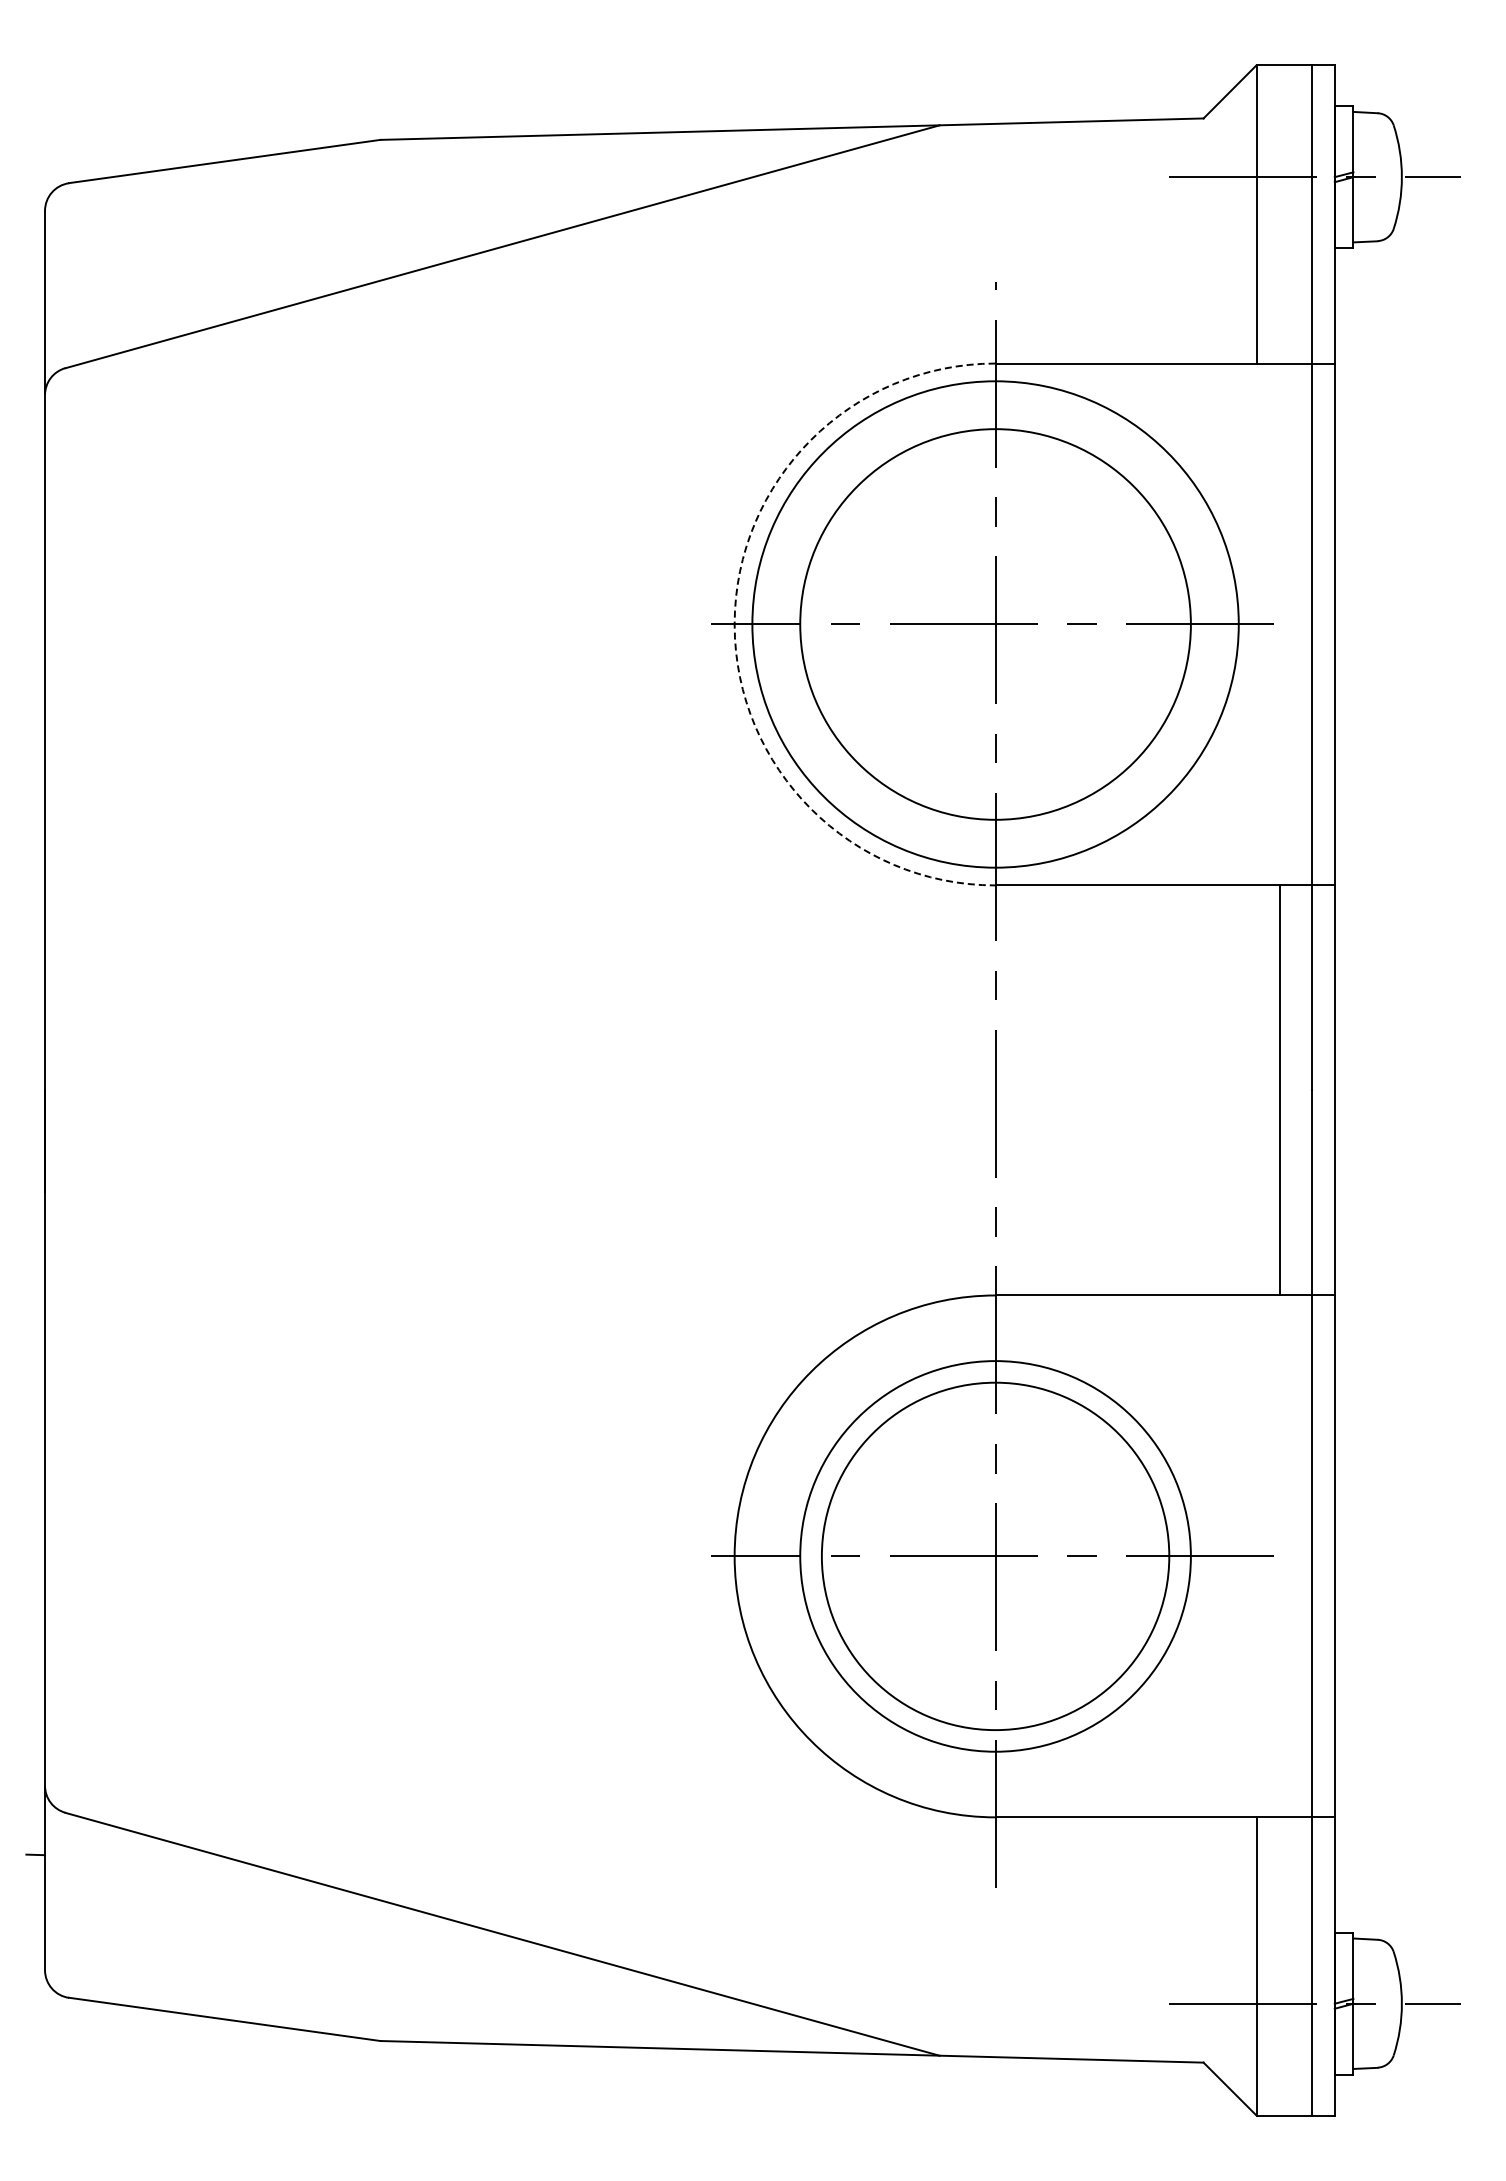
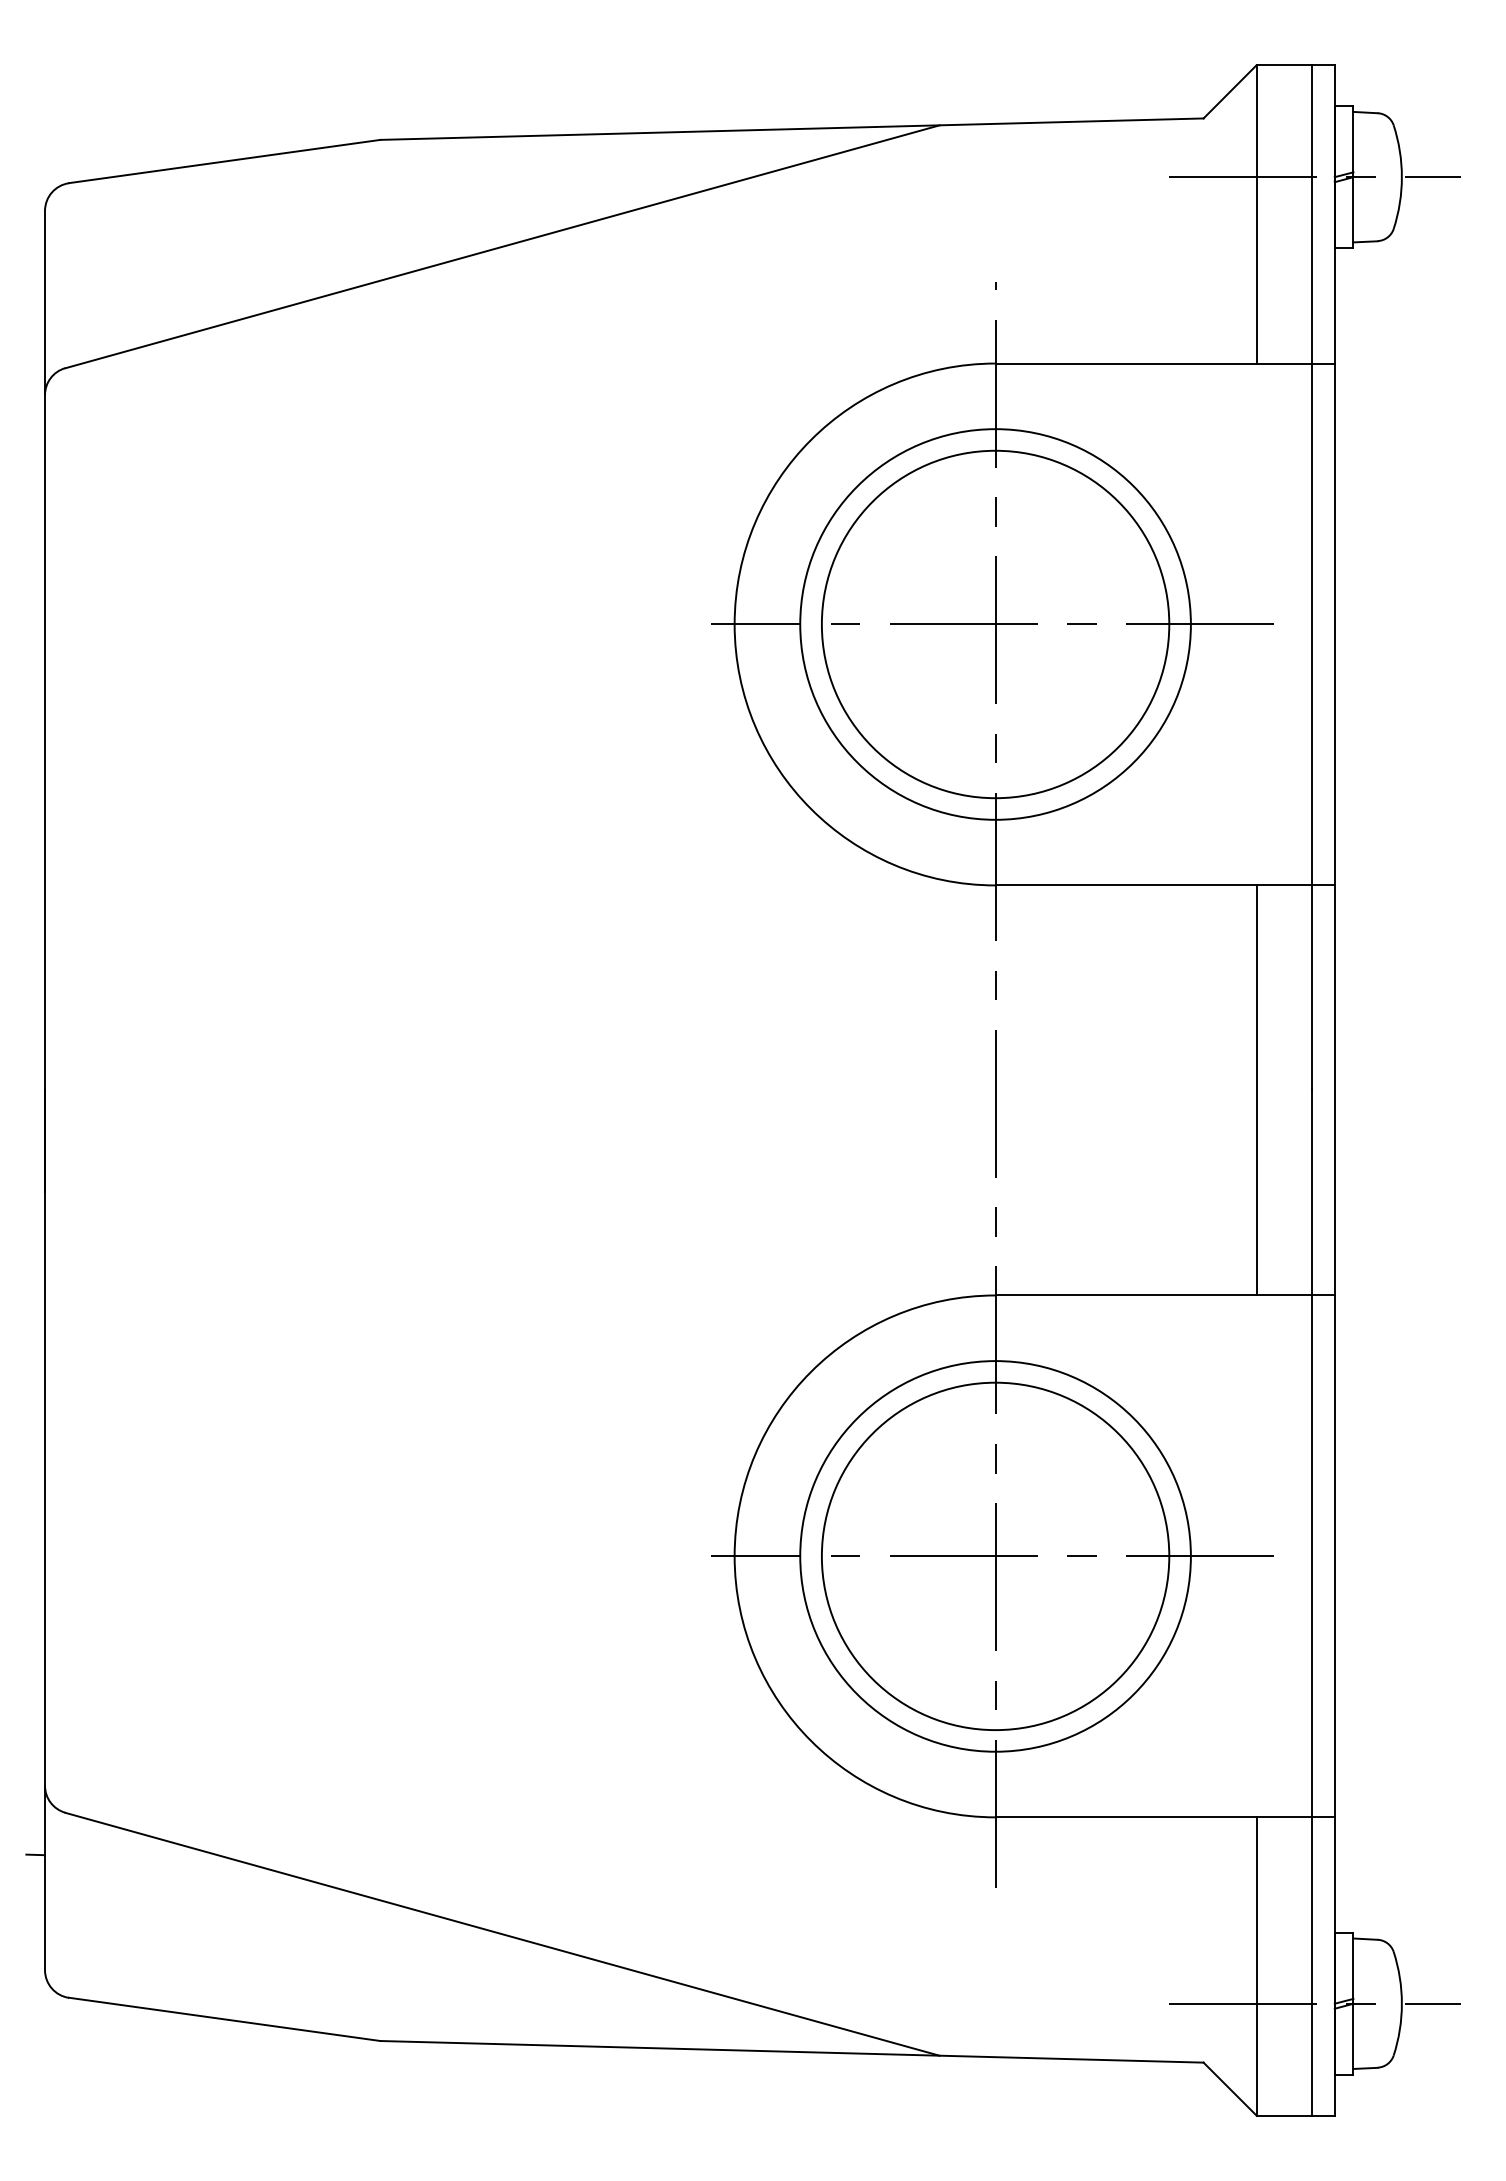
arc: dashed -> solid (734, 624)
circle diameter: 486 px -> 347 px (995, 624)
line position: (1279, 1090) -> (1256, 1090) (1256, 1090)
